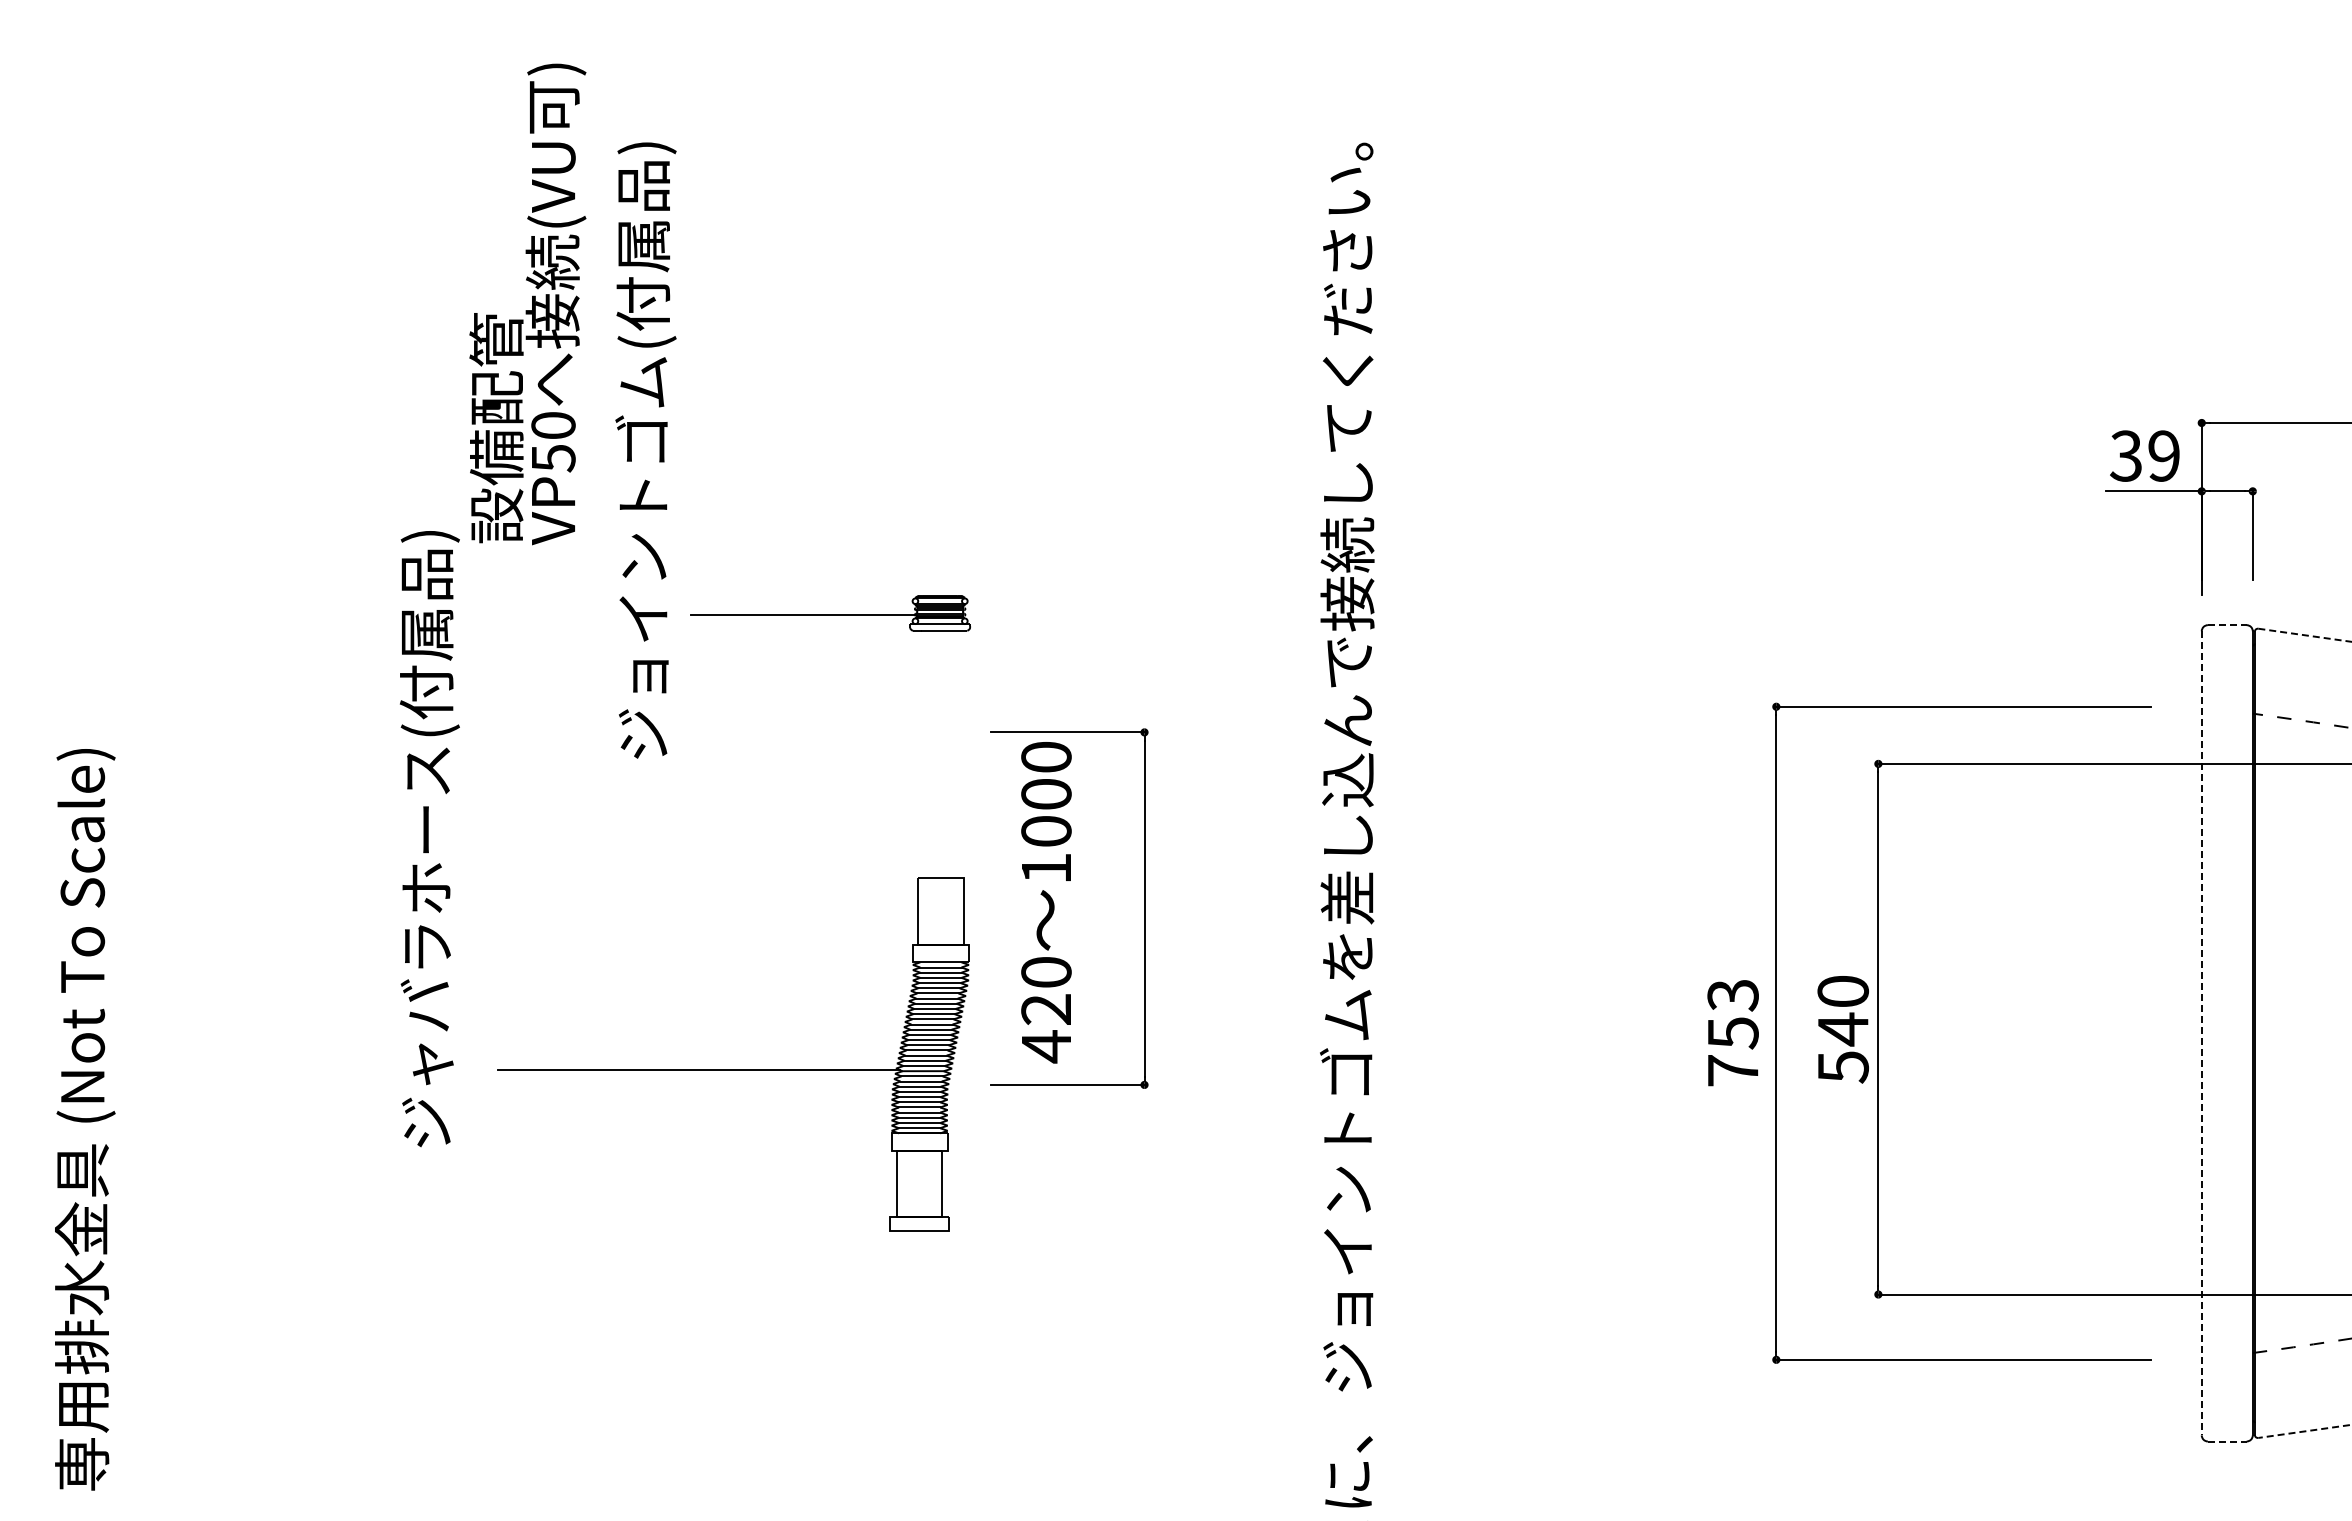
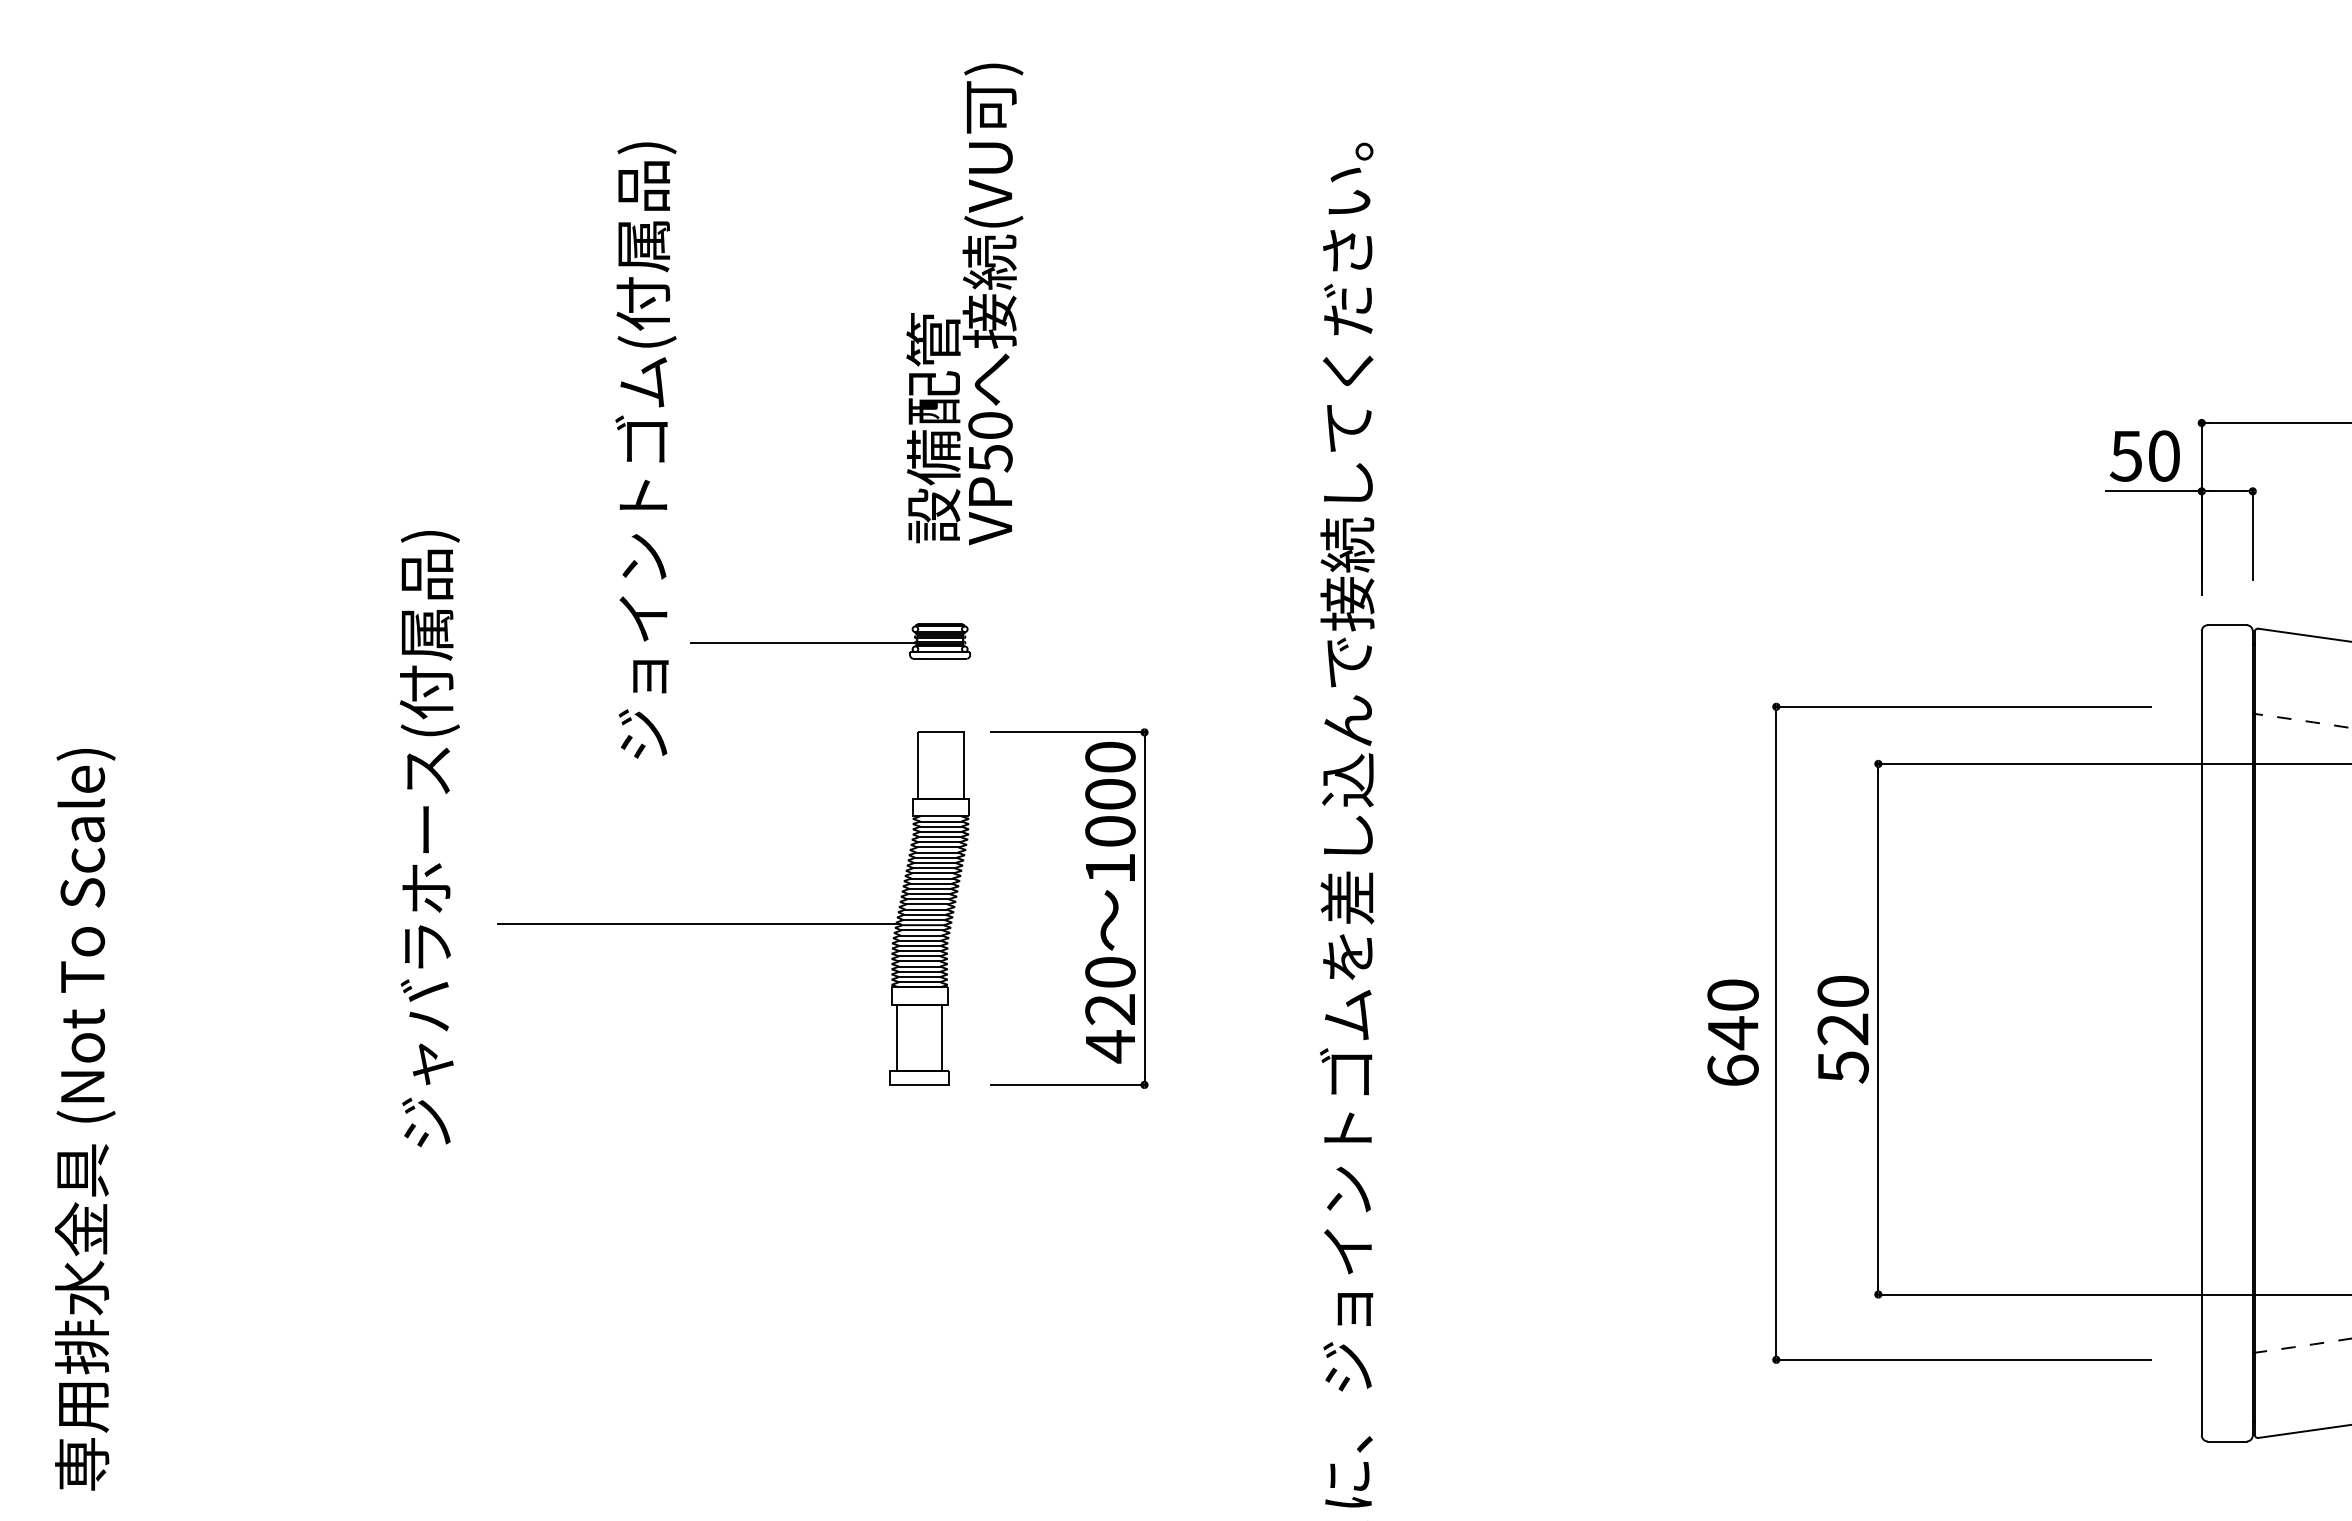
text position: (527, 304) -> (964, 304) (964, 304)
text: 39 -> 50 (2144, 455)
part position: (830, 613) -> (830, 641) (830, 641)
line: dashed -> solid (2227, 625)
line: dashed -> solid (2304, 635)
text position: (1046, 902) -> (1110, 902) (1110, 902)
text: 540 -> 520 (1842, 1029)
text: 753 -> 640 (1732, 1032)
line: dashed -> solid (2201, 1033)
part position: (733, 1069) -> (733, 923) (733, 923)
line: dashed -> solid (2304, 1431)
line: dashed -> solid (2227, 1441)
